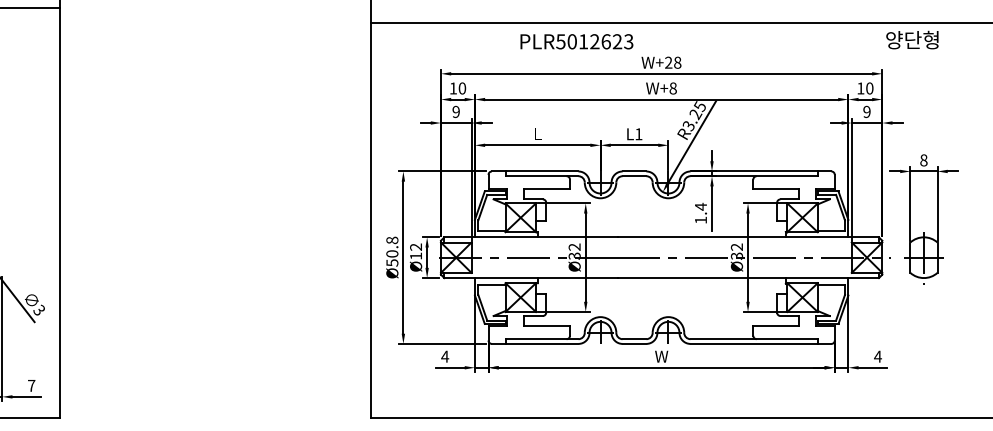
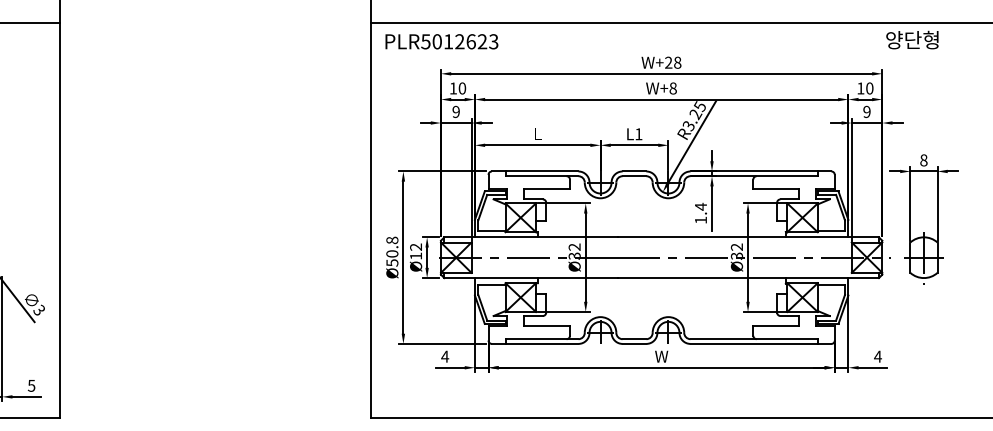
line position: (31, 7) -> (31, 22) (31, 22)
text position: (576, 41) -> (441, 41) (441, 41)
text: 7 -> 5 (31, 385)
